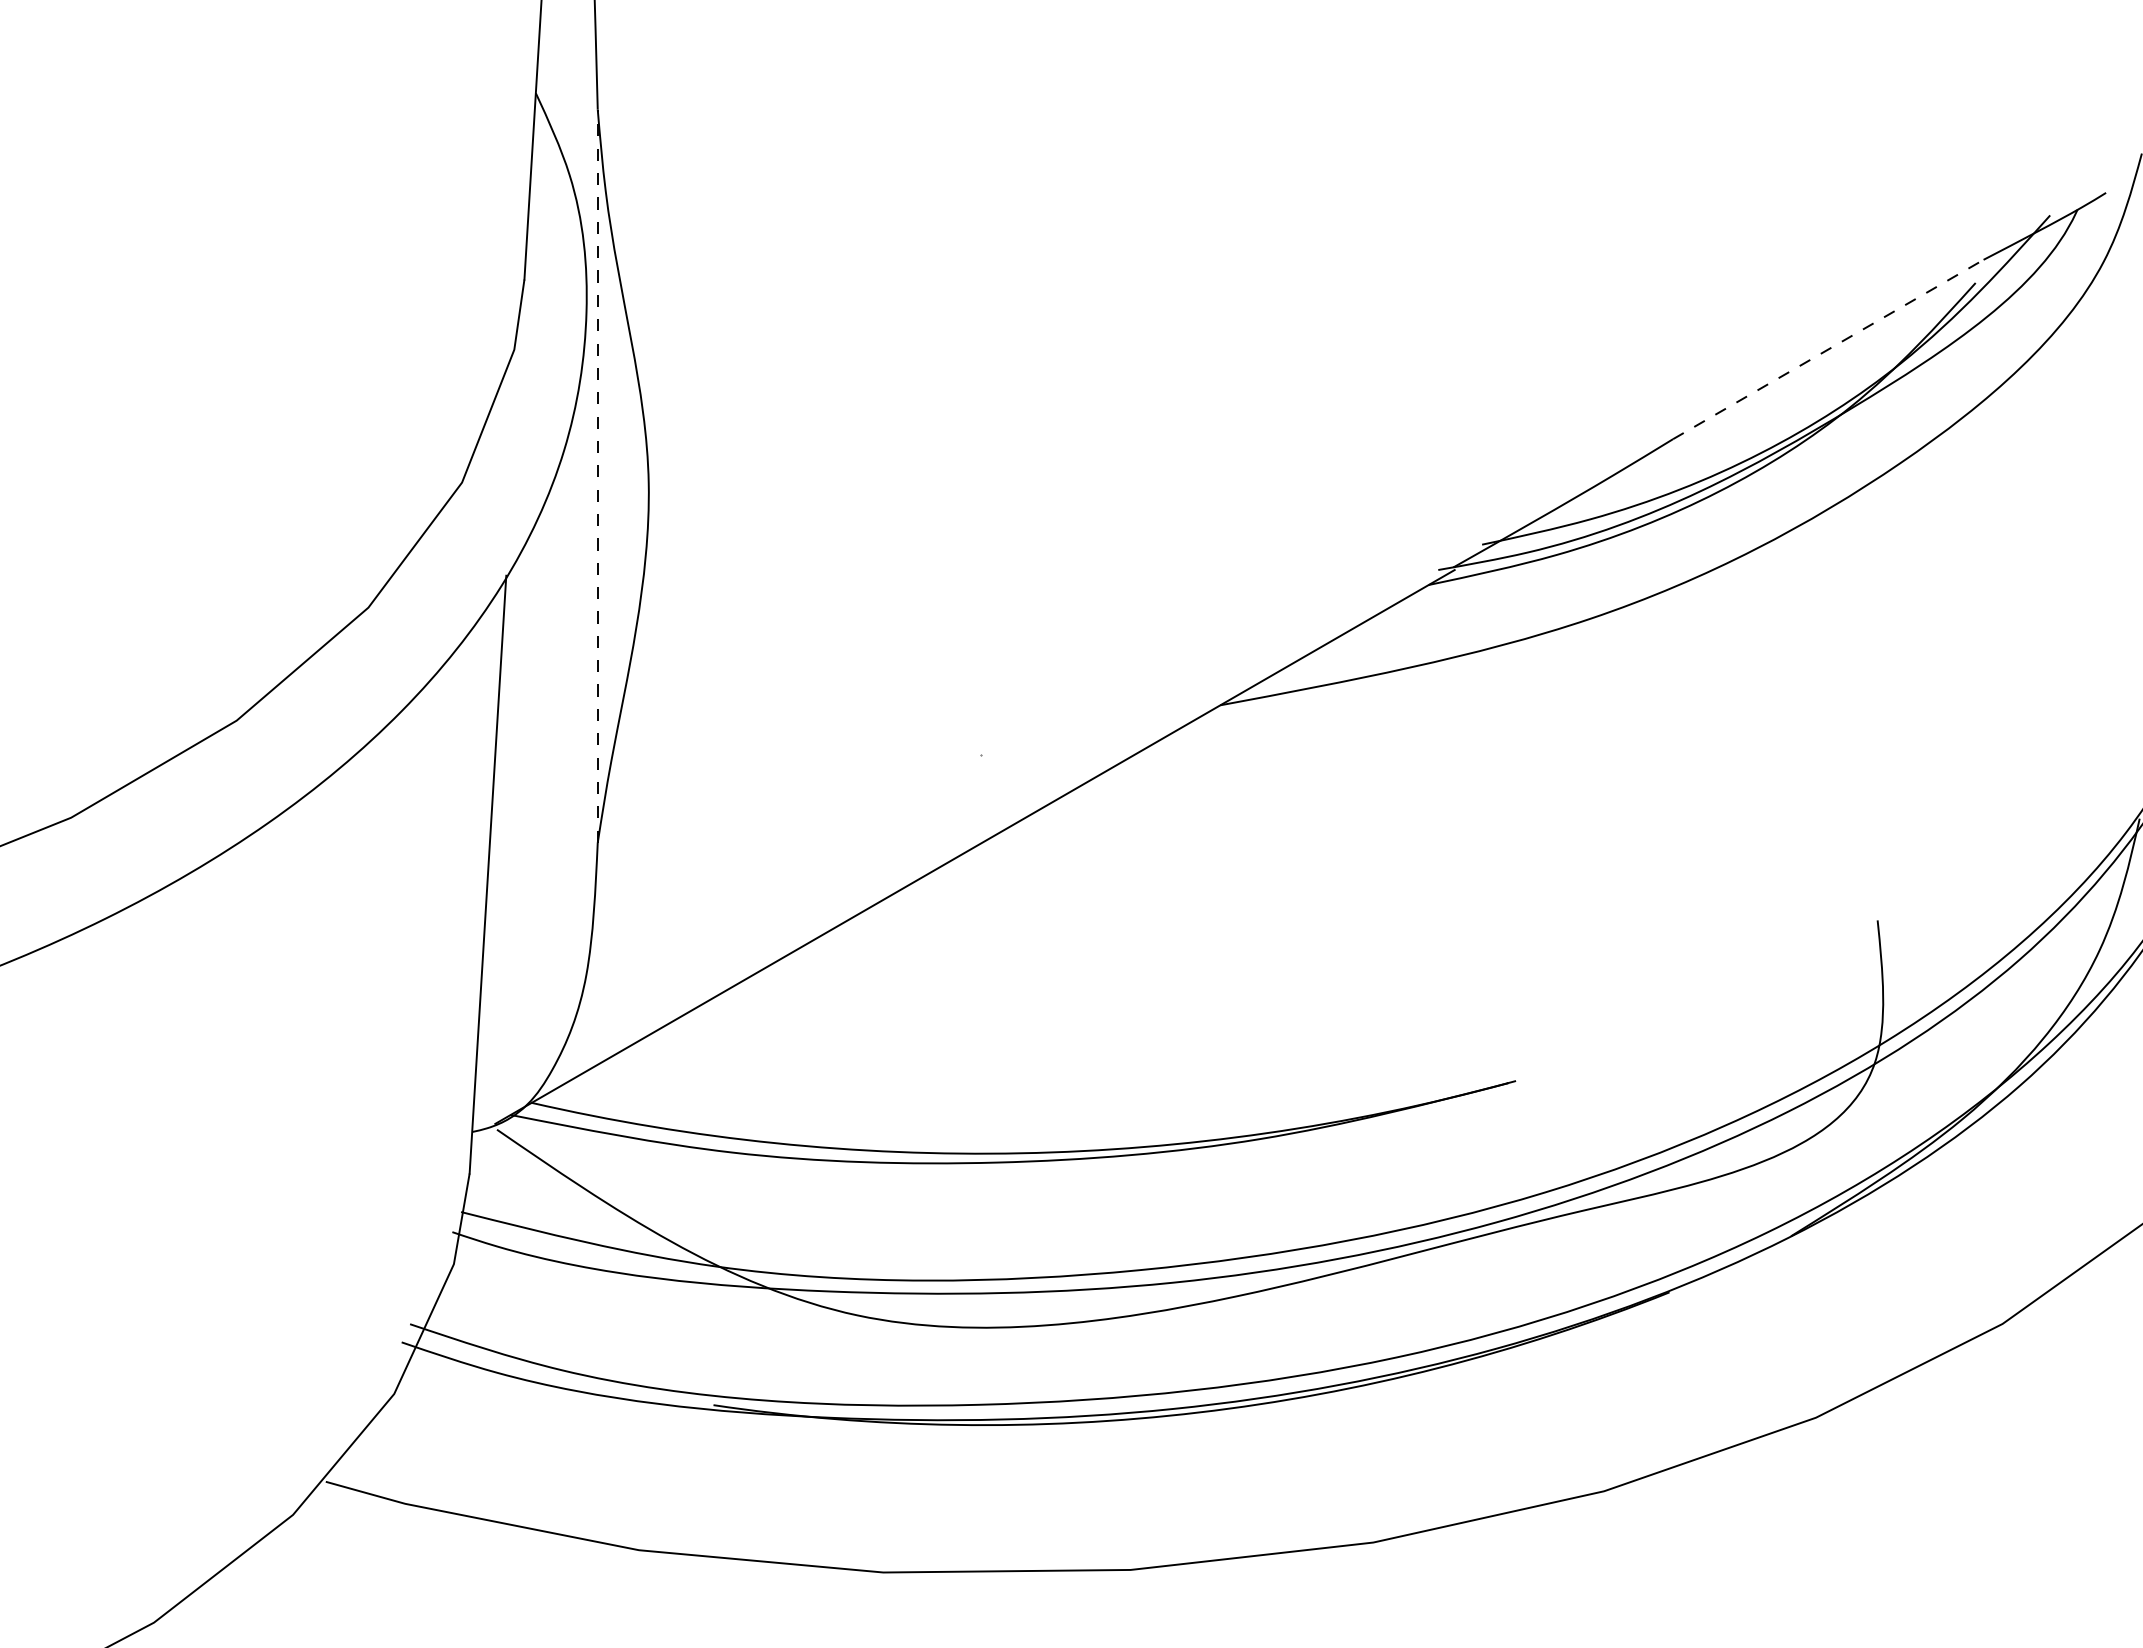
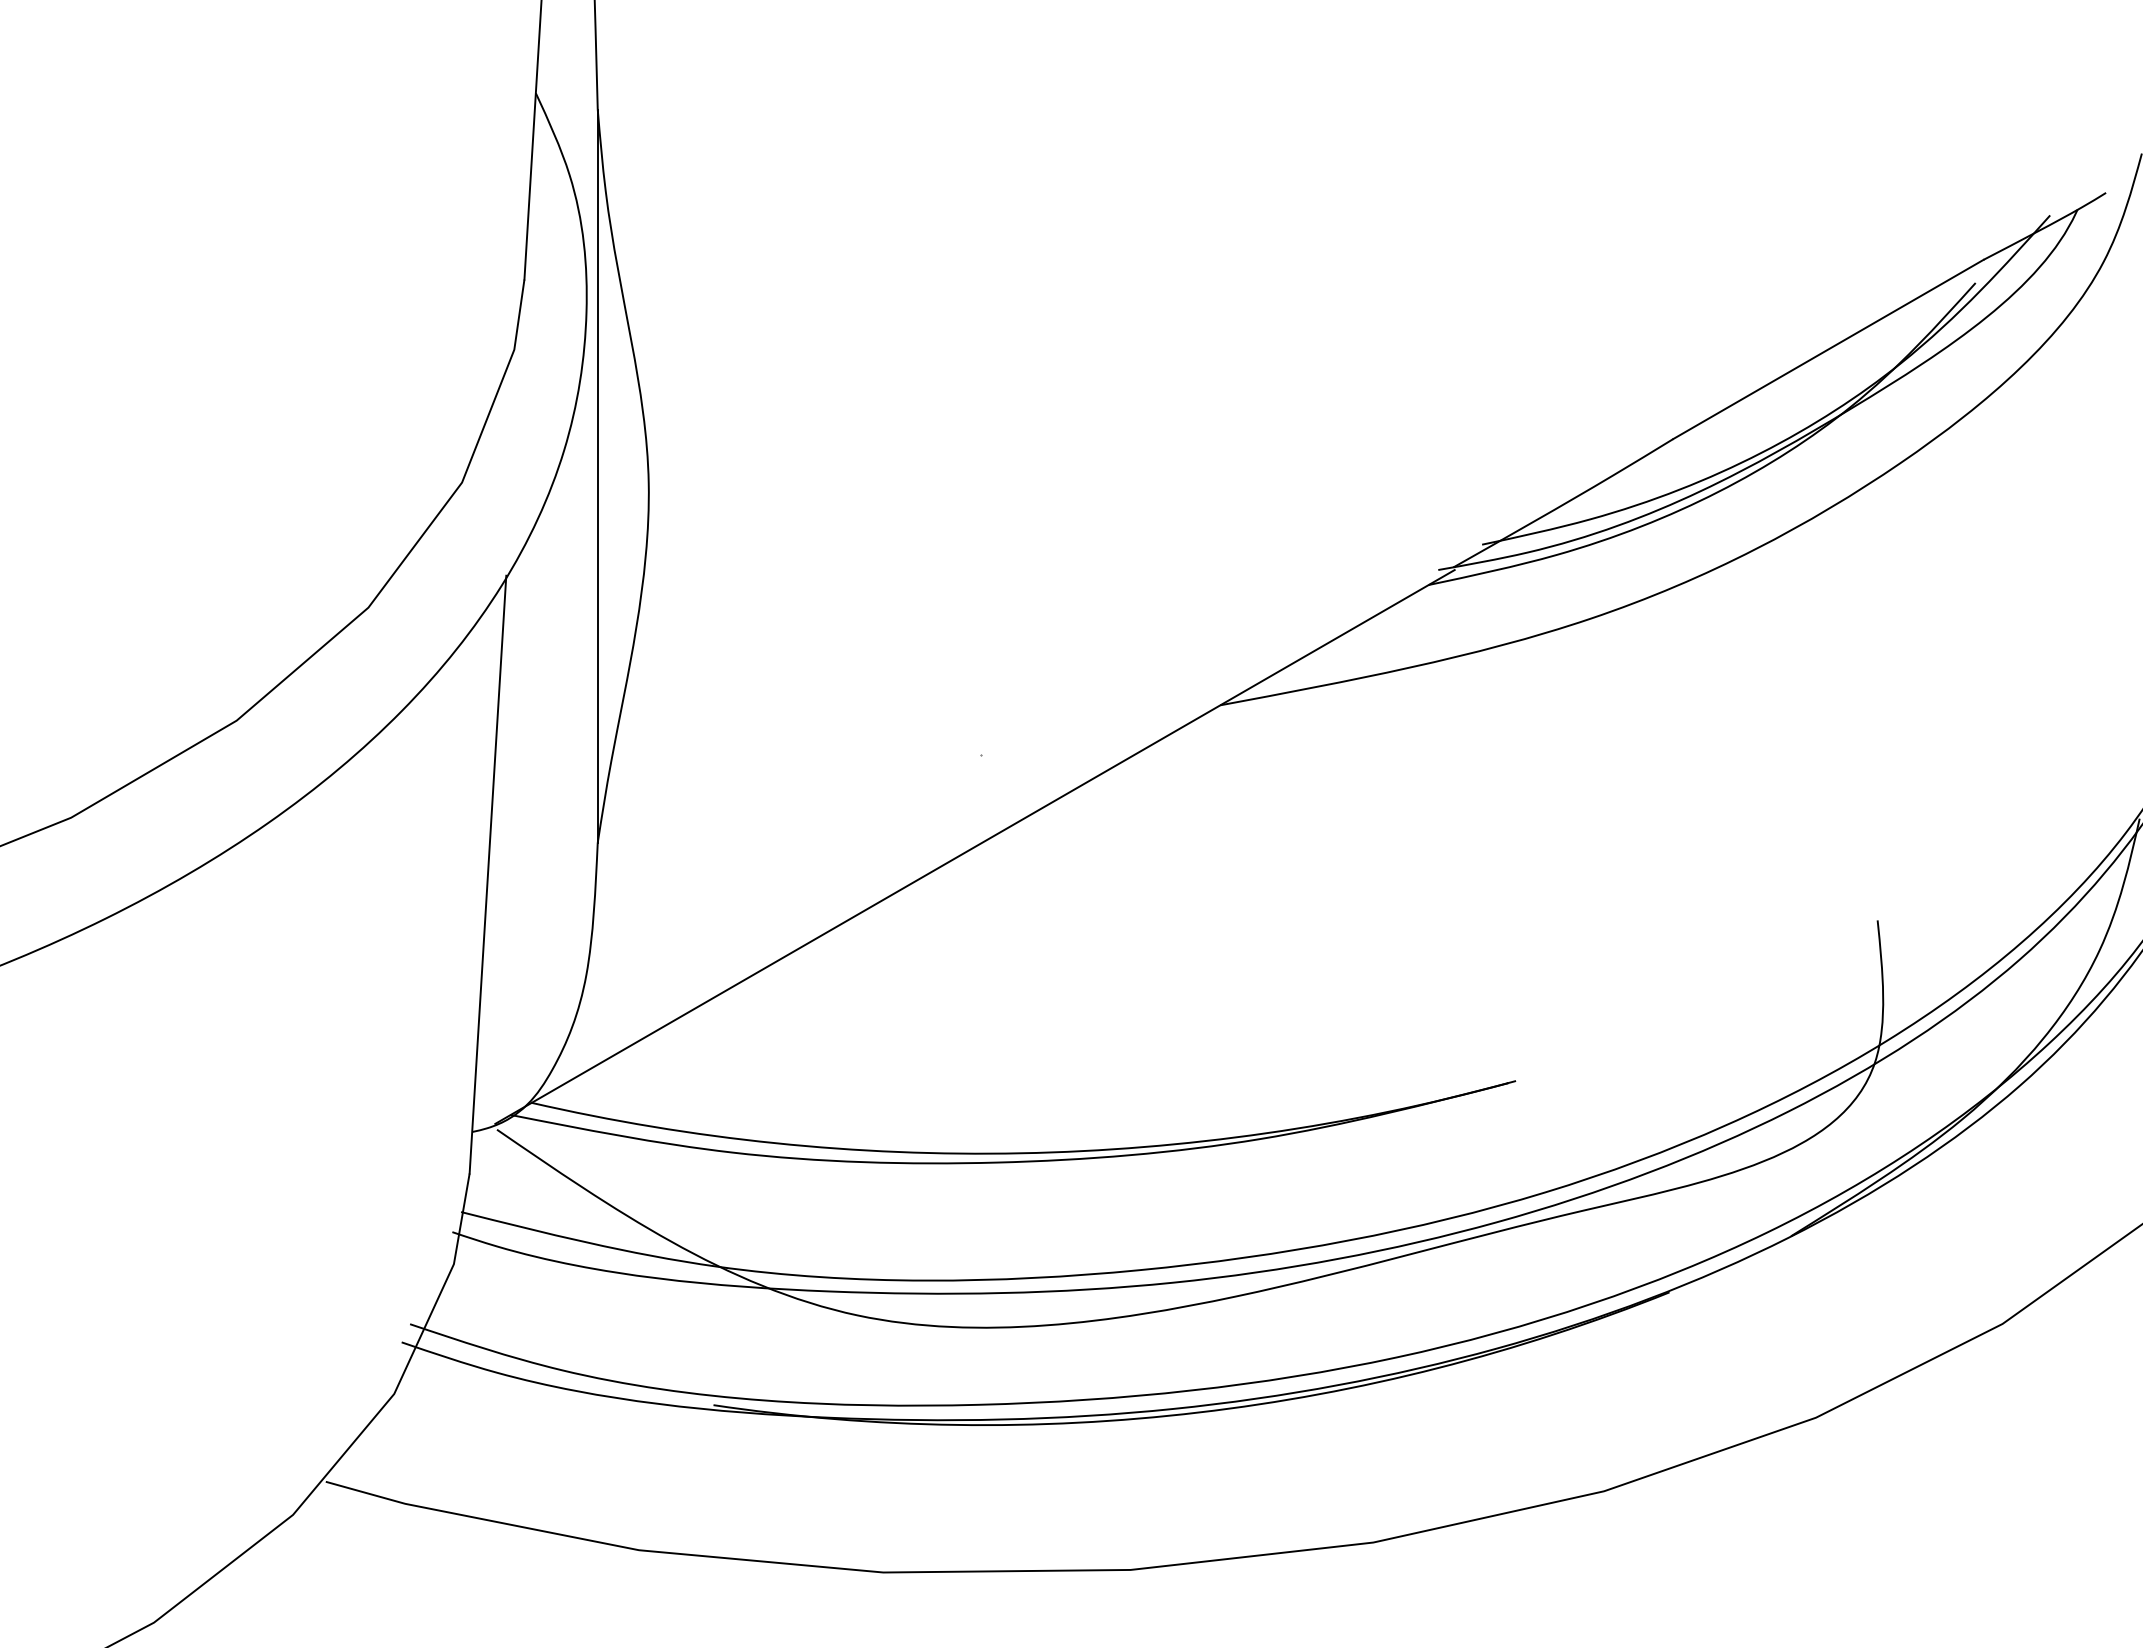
line: dashed -> solid (1828, 349)
line: dashed -> solid (597, 476)
